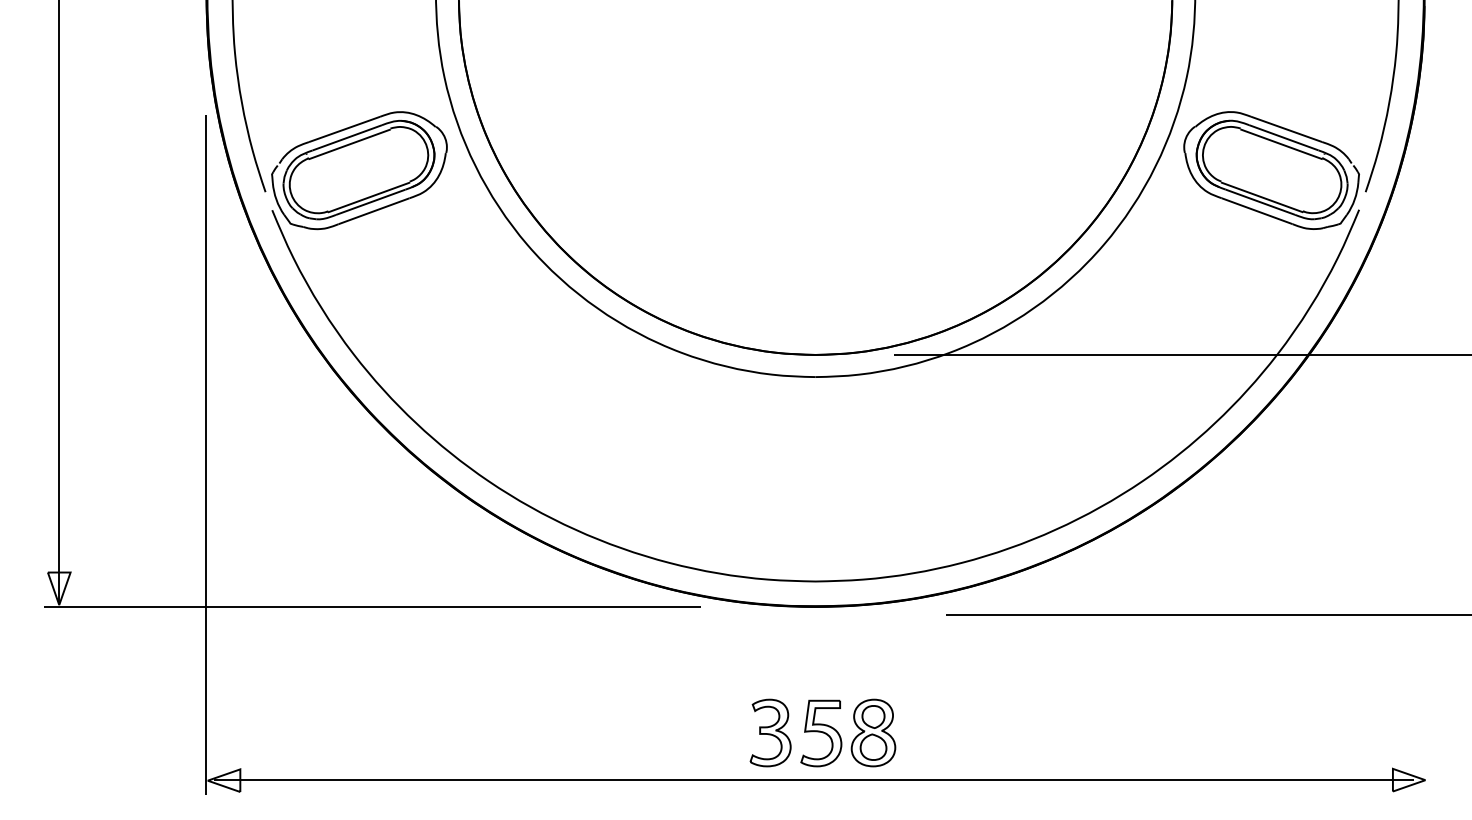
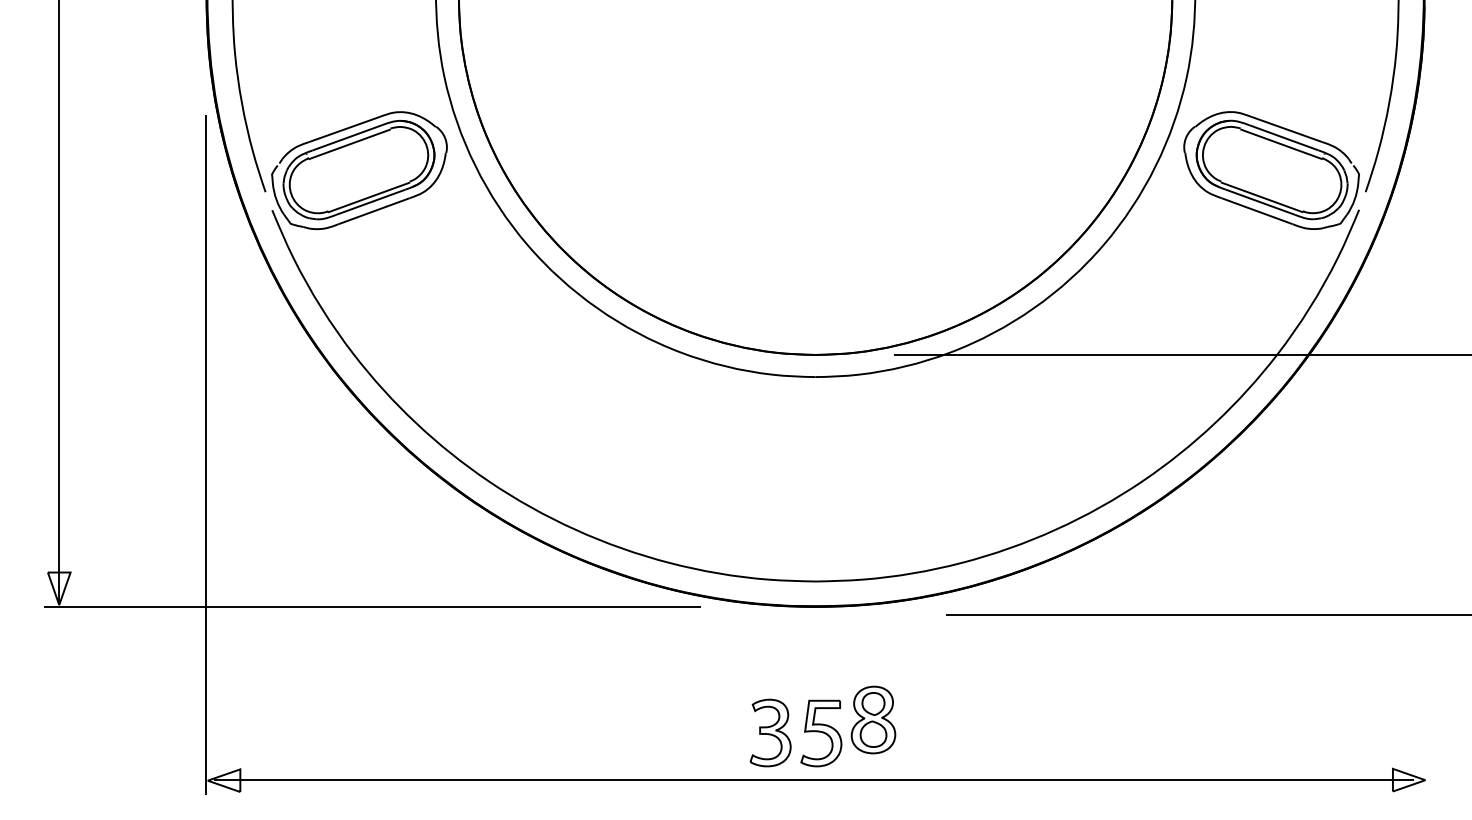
part position: (873, 732) -> (873, 719) (873, 719)
